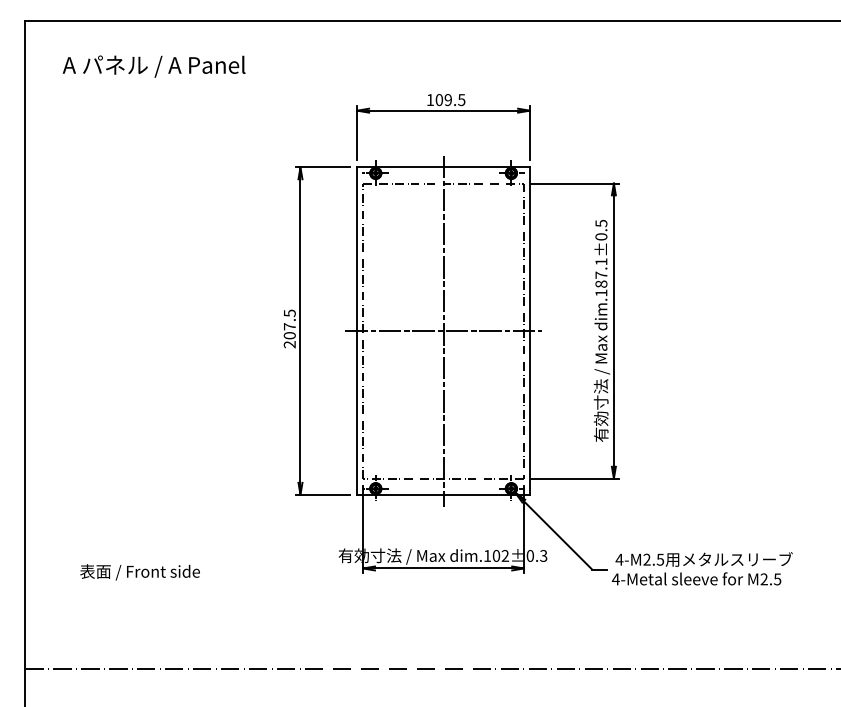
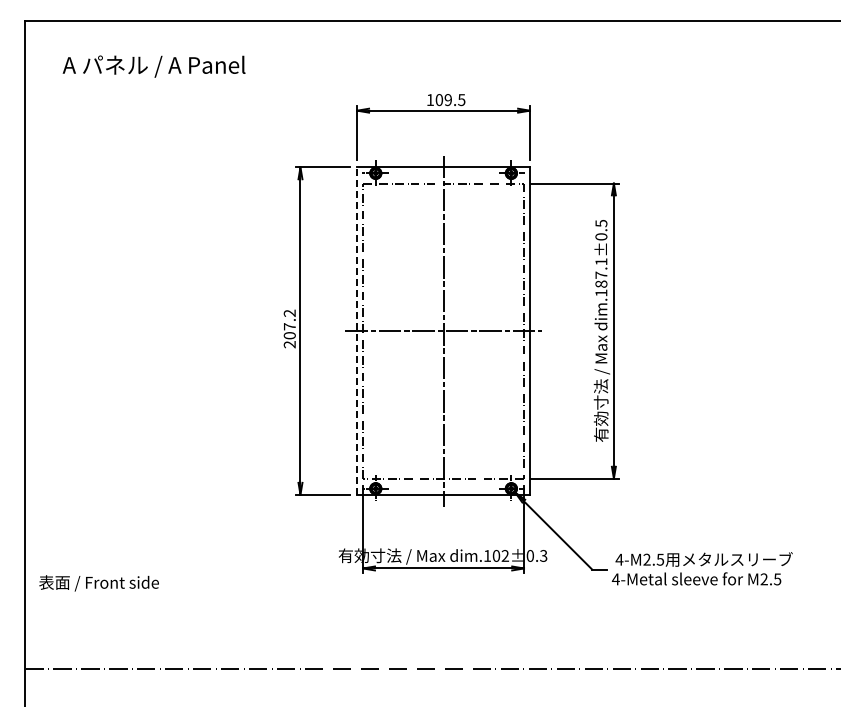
text: 207.5 -> 207.2 (289, 313)
line: solid -> dashed (357, 331)
text position: (139, 572) -> (98, 583) (98, 583)
